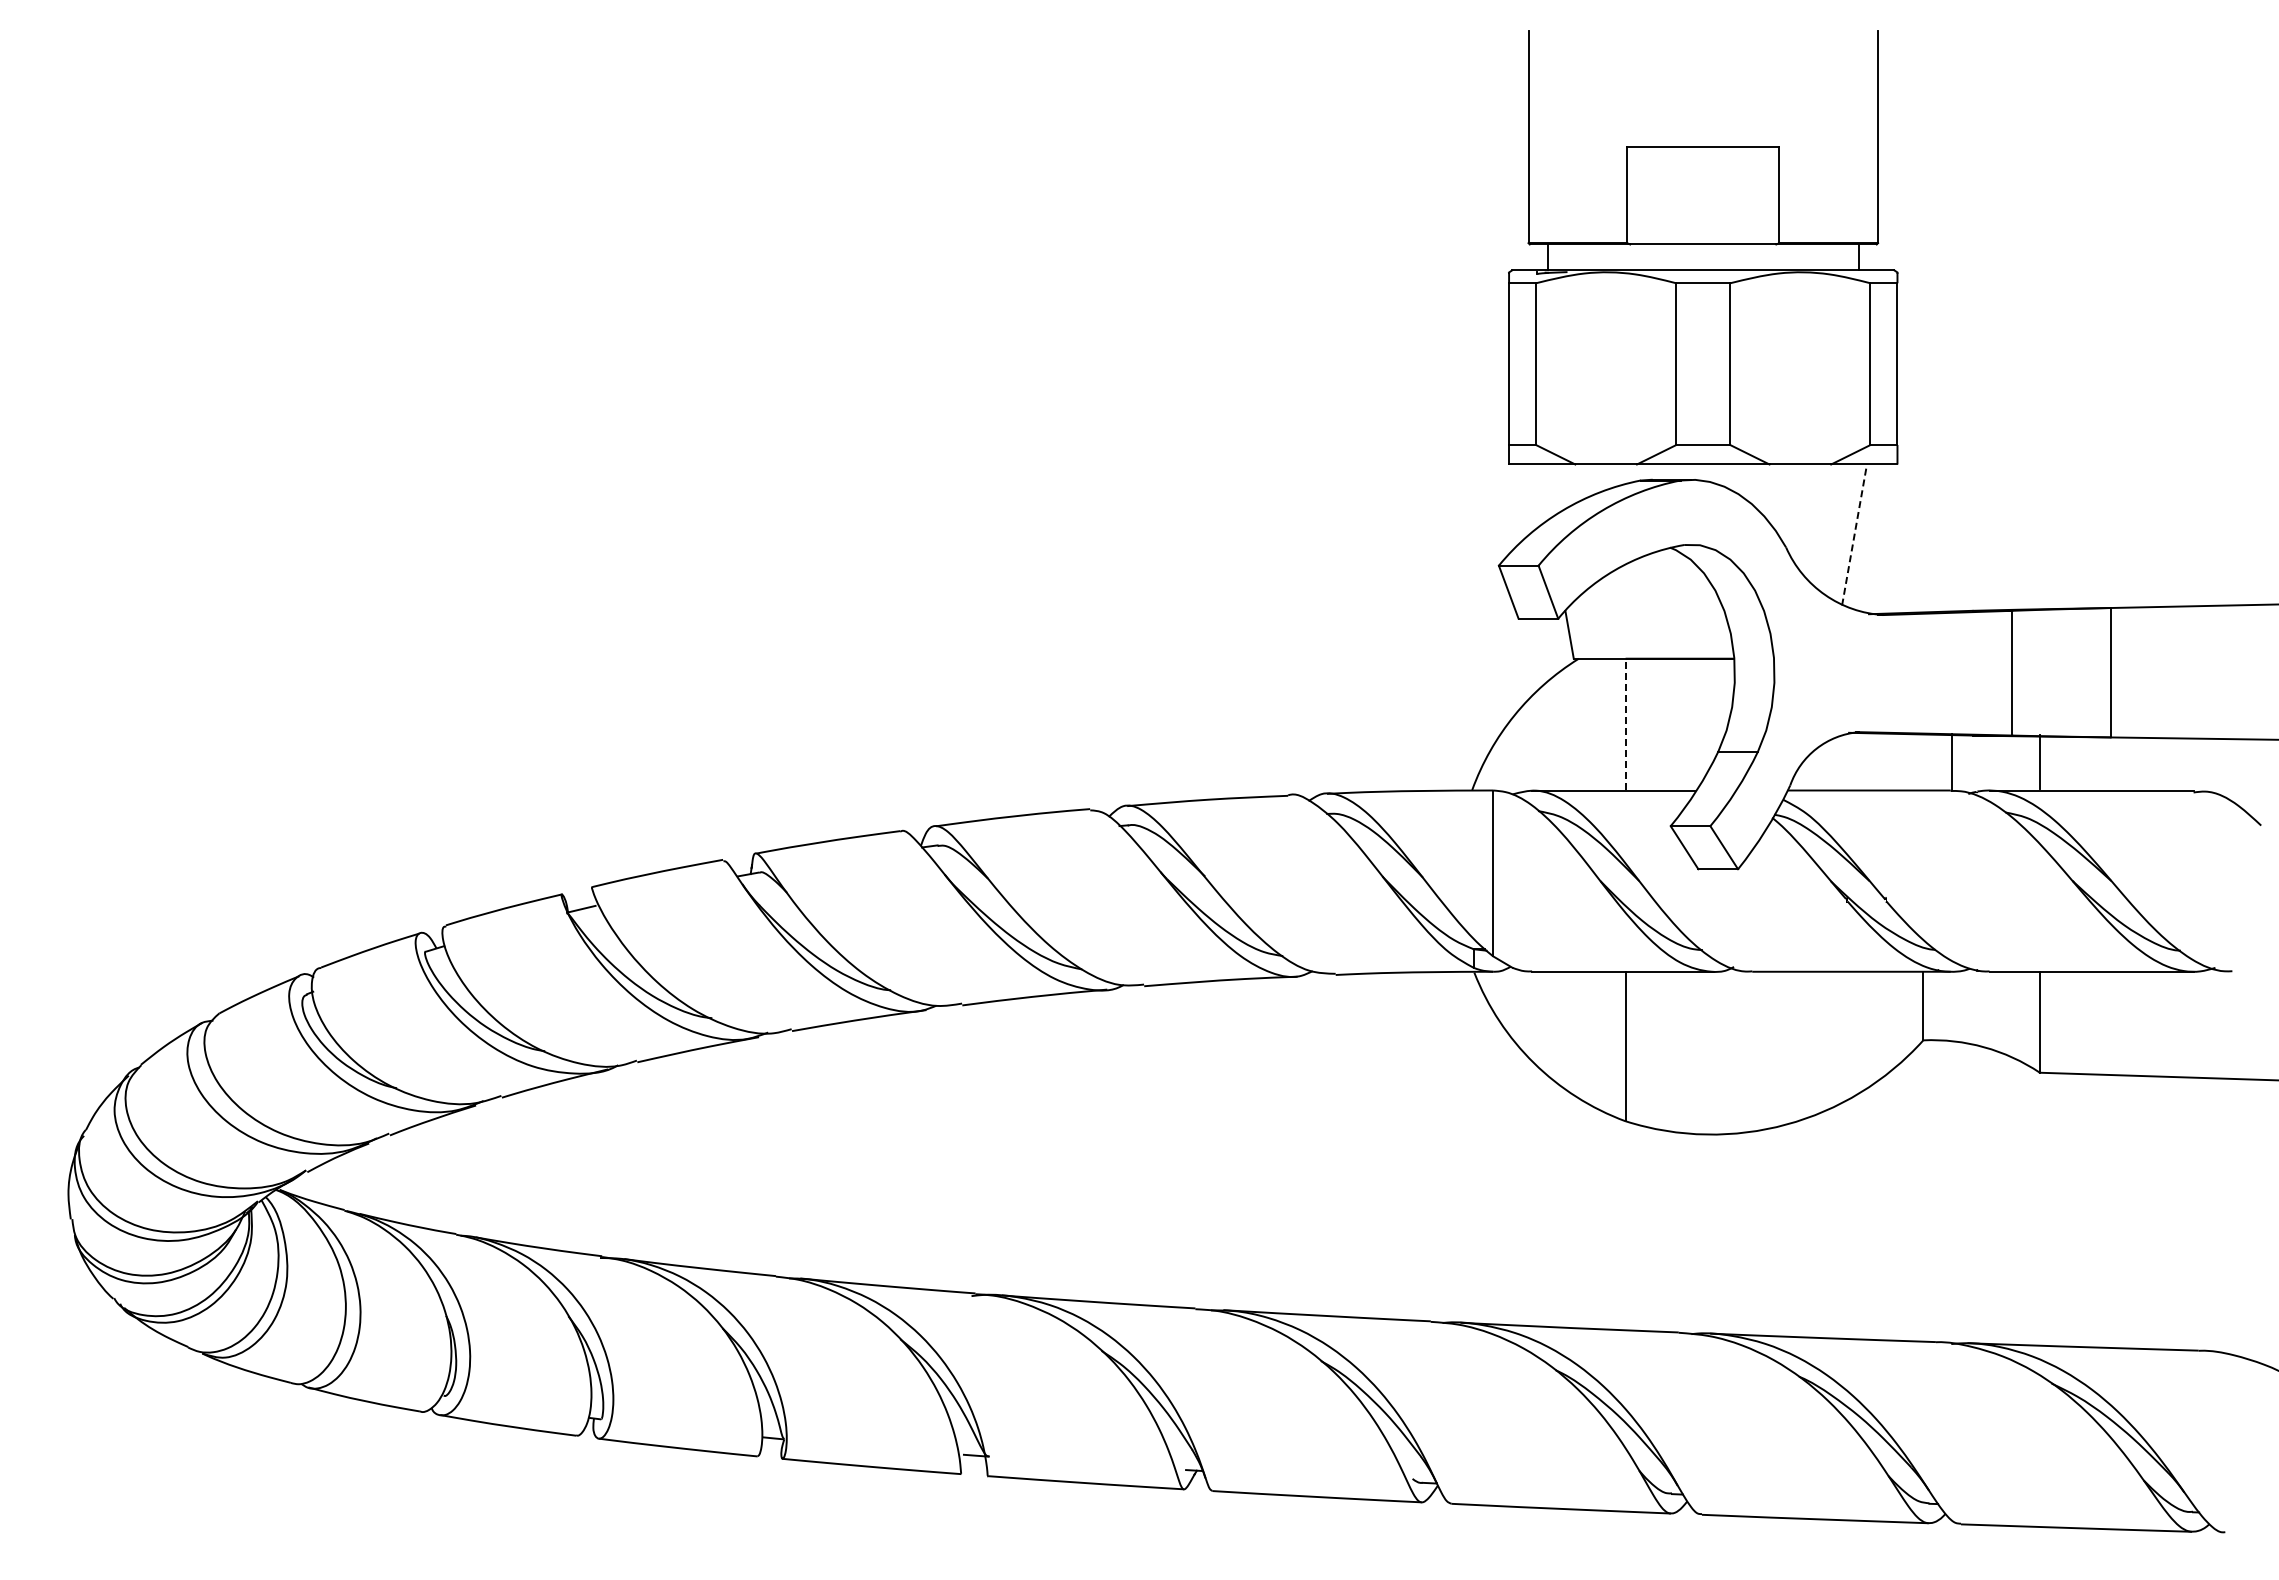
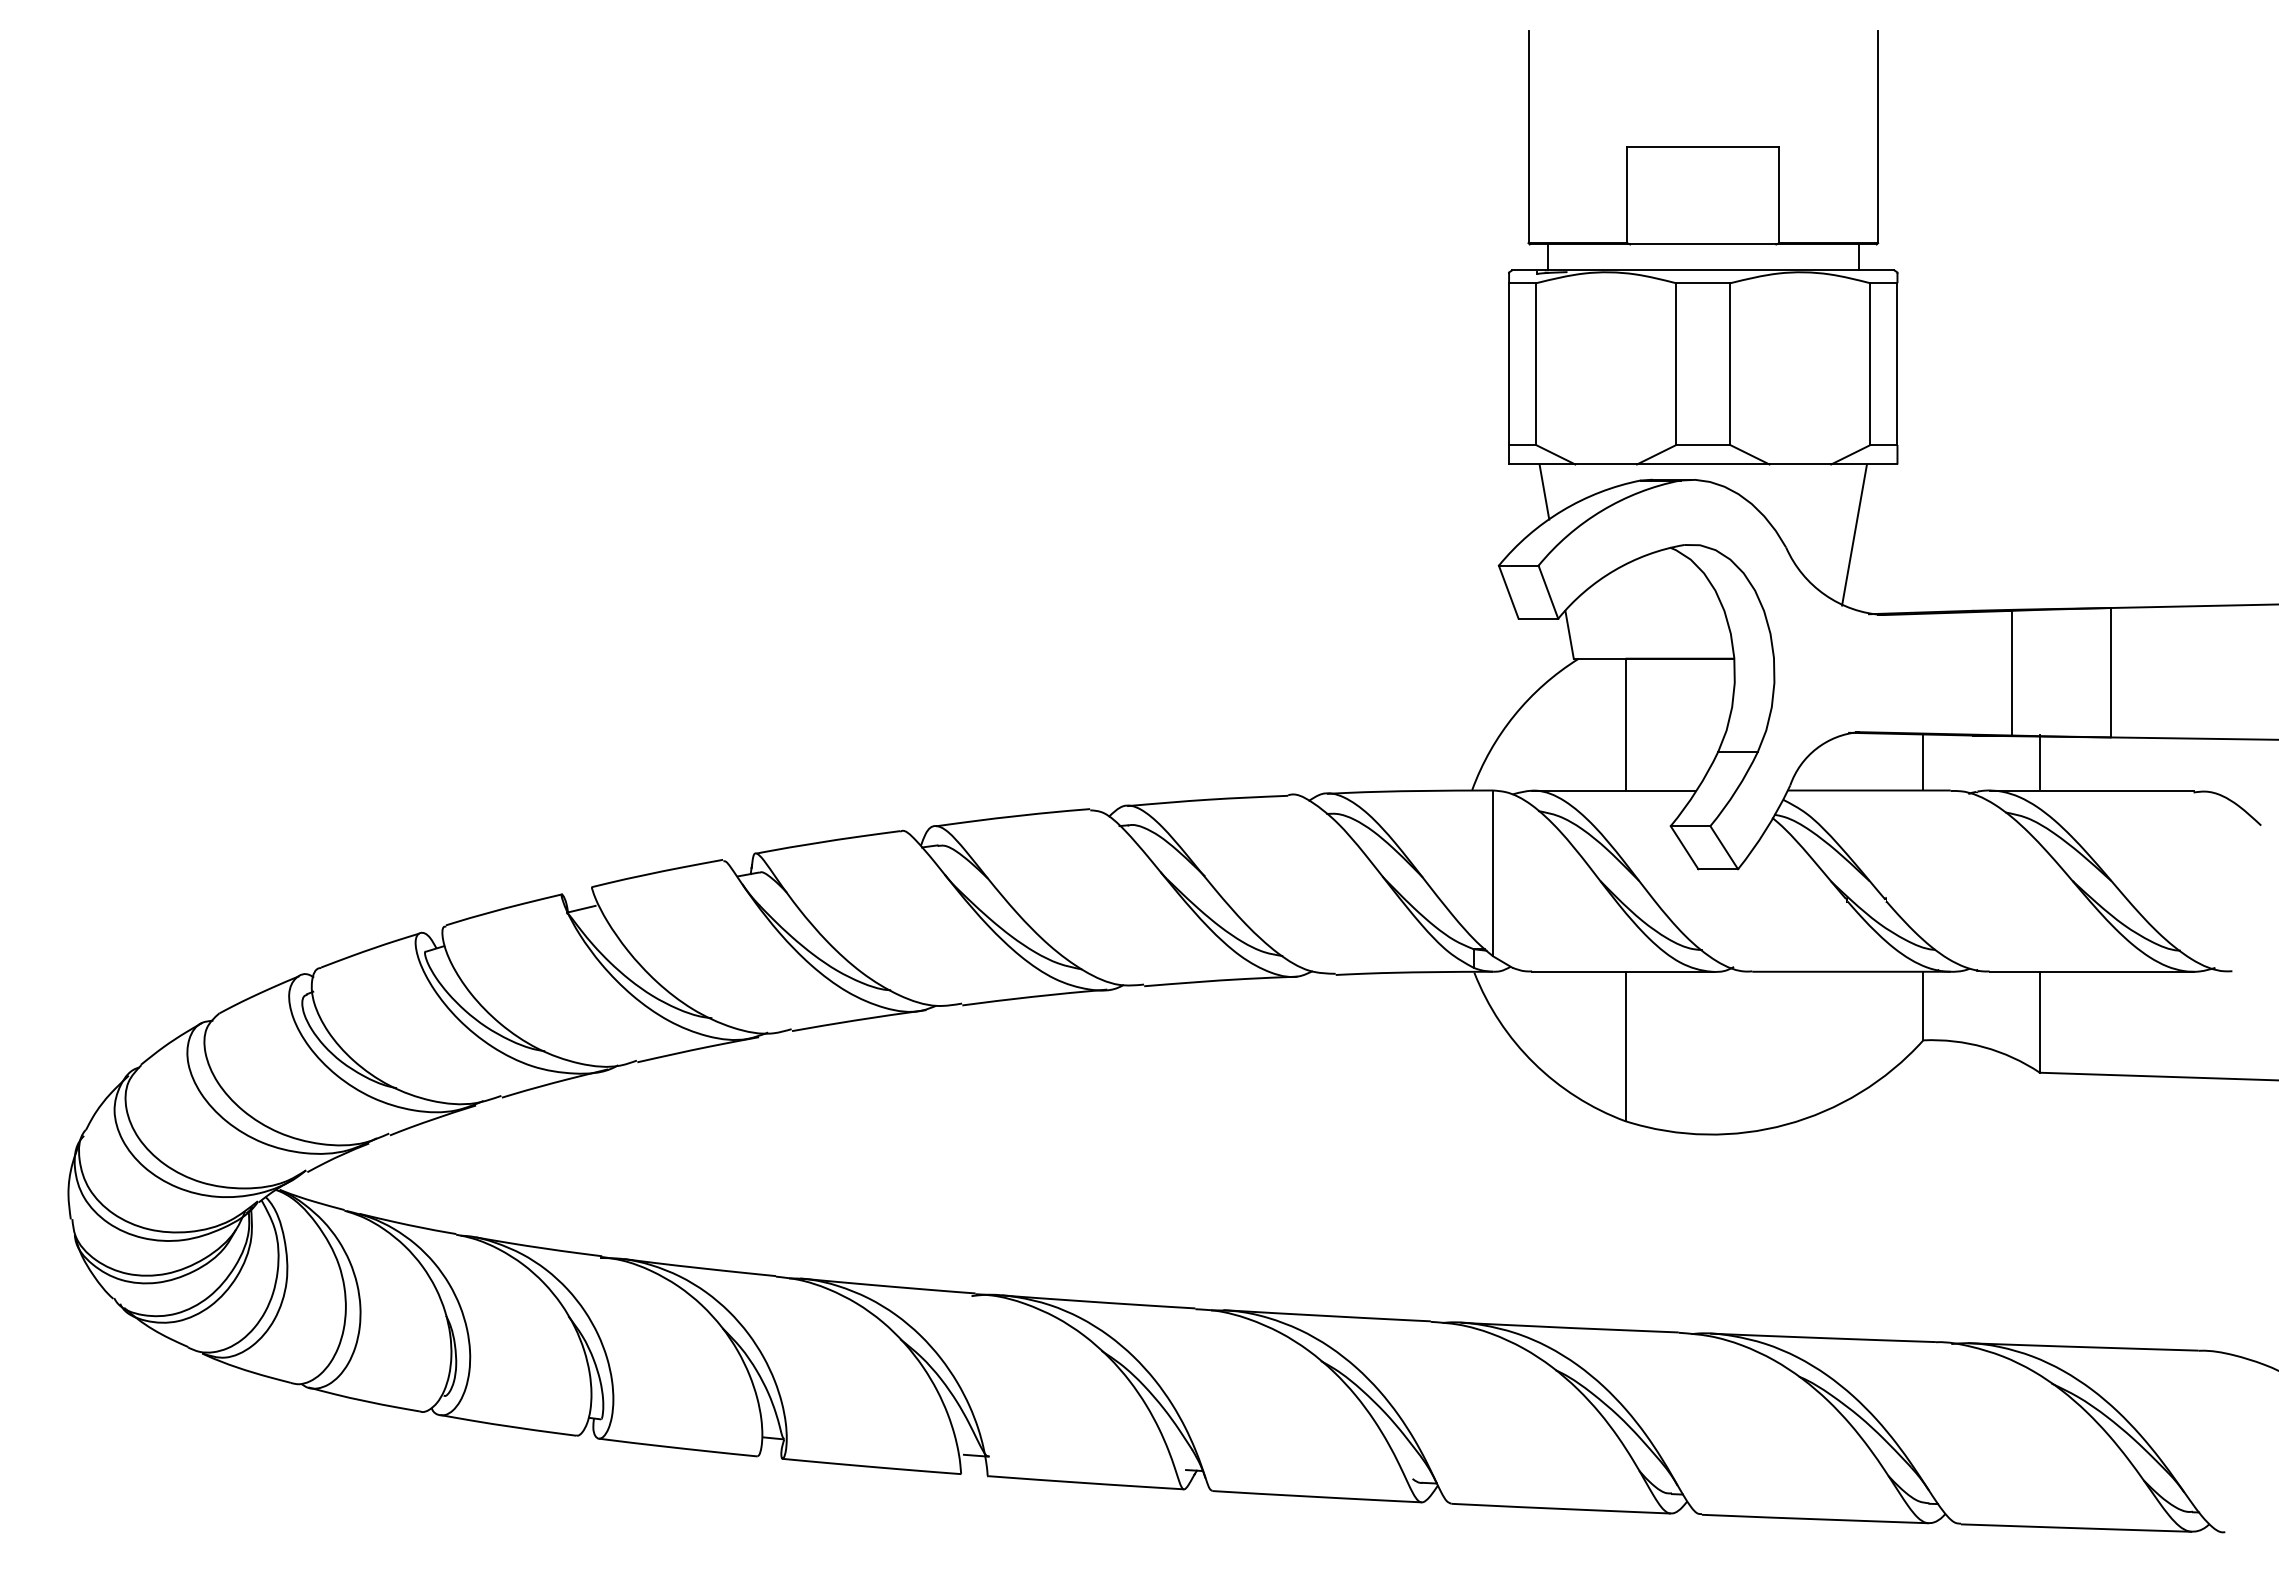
line: none -> present (1544, 491)
line: dashed -> solid (1854, 535)
line: dashed -> solid (1625, 724)
line position: (1952, 761) -> (1923, 761) (1923, 761)
